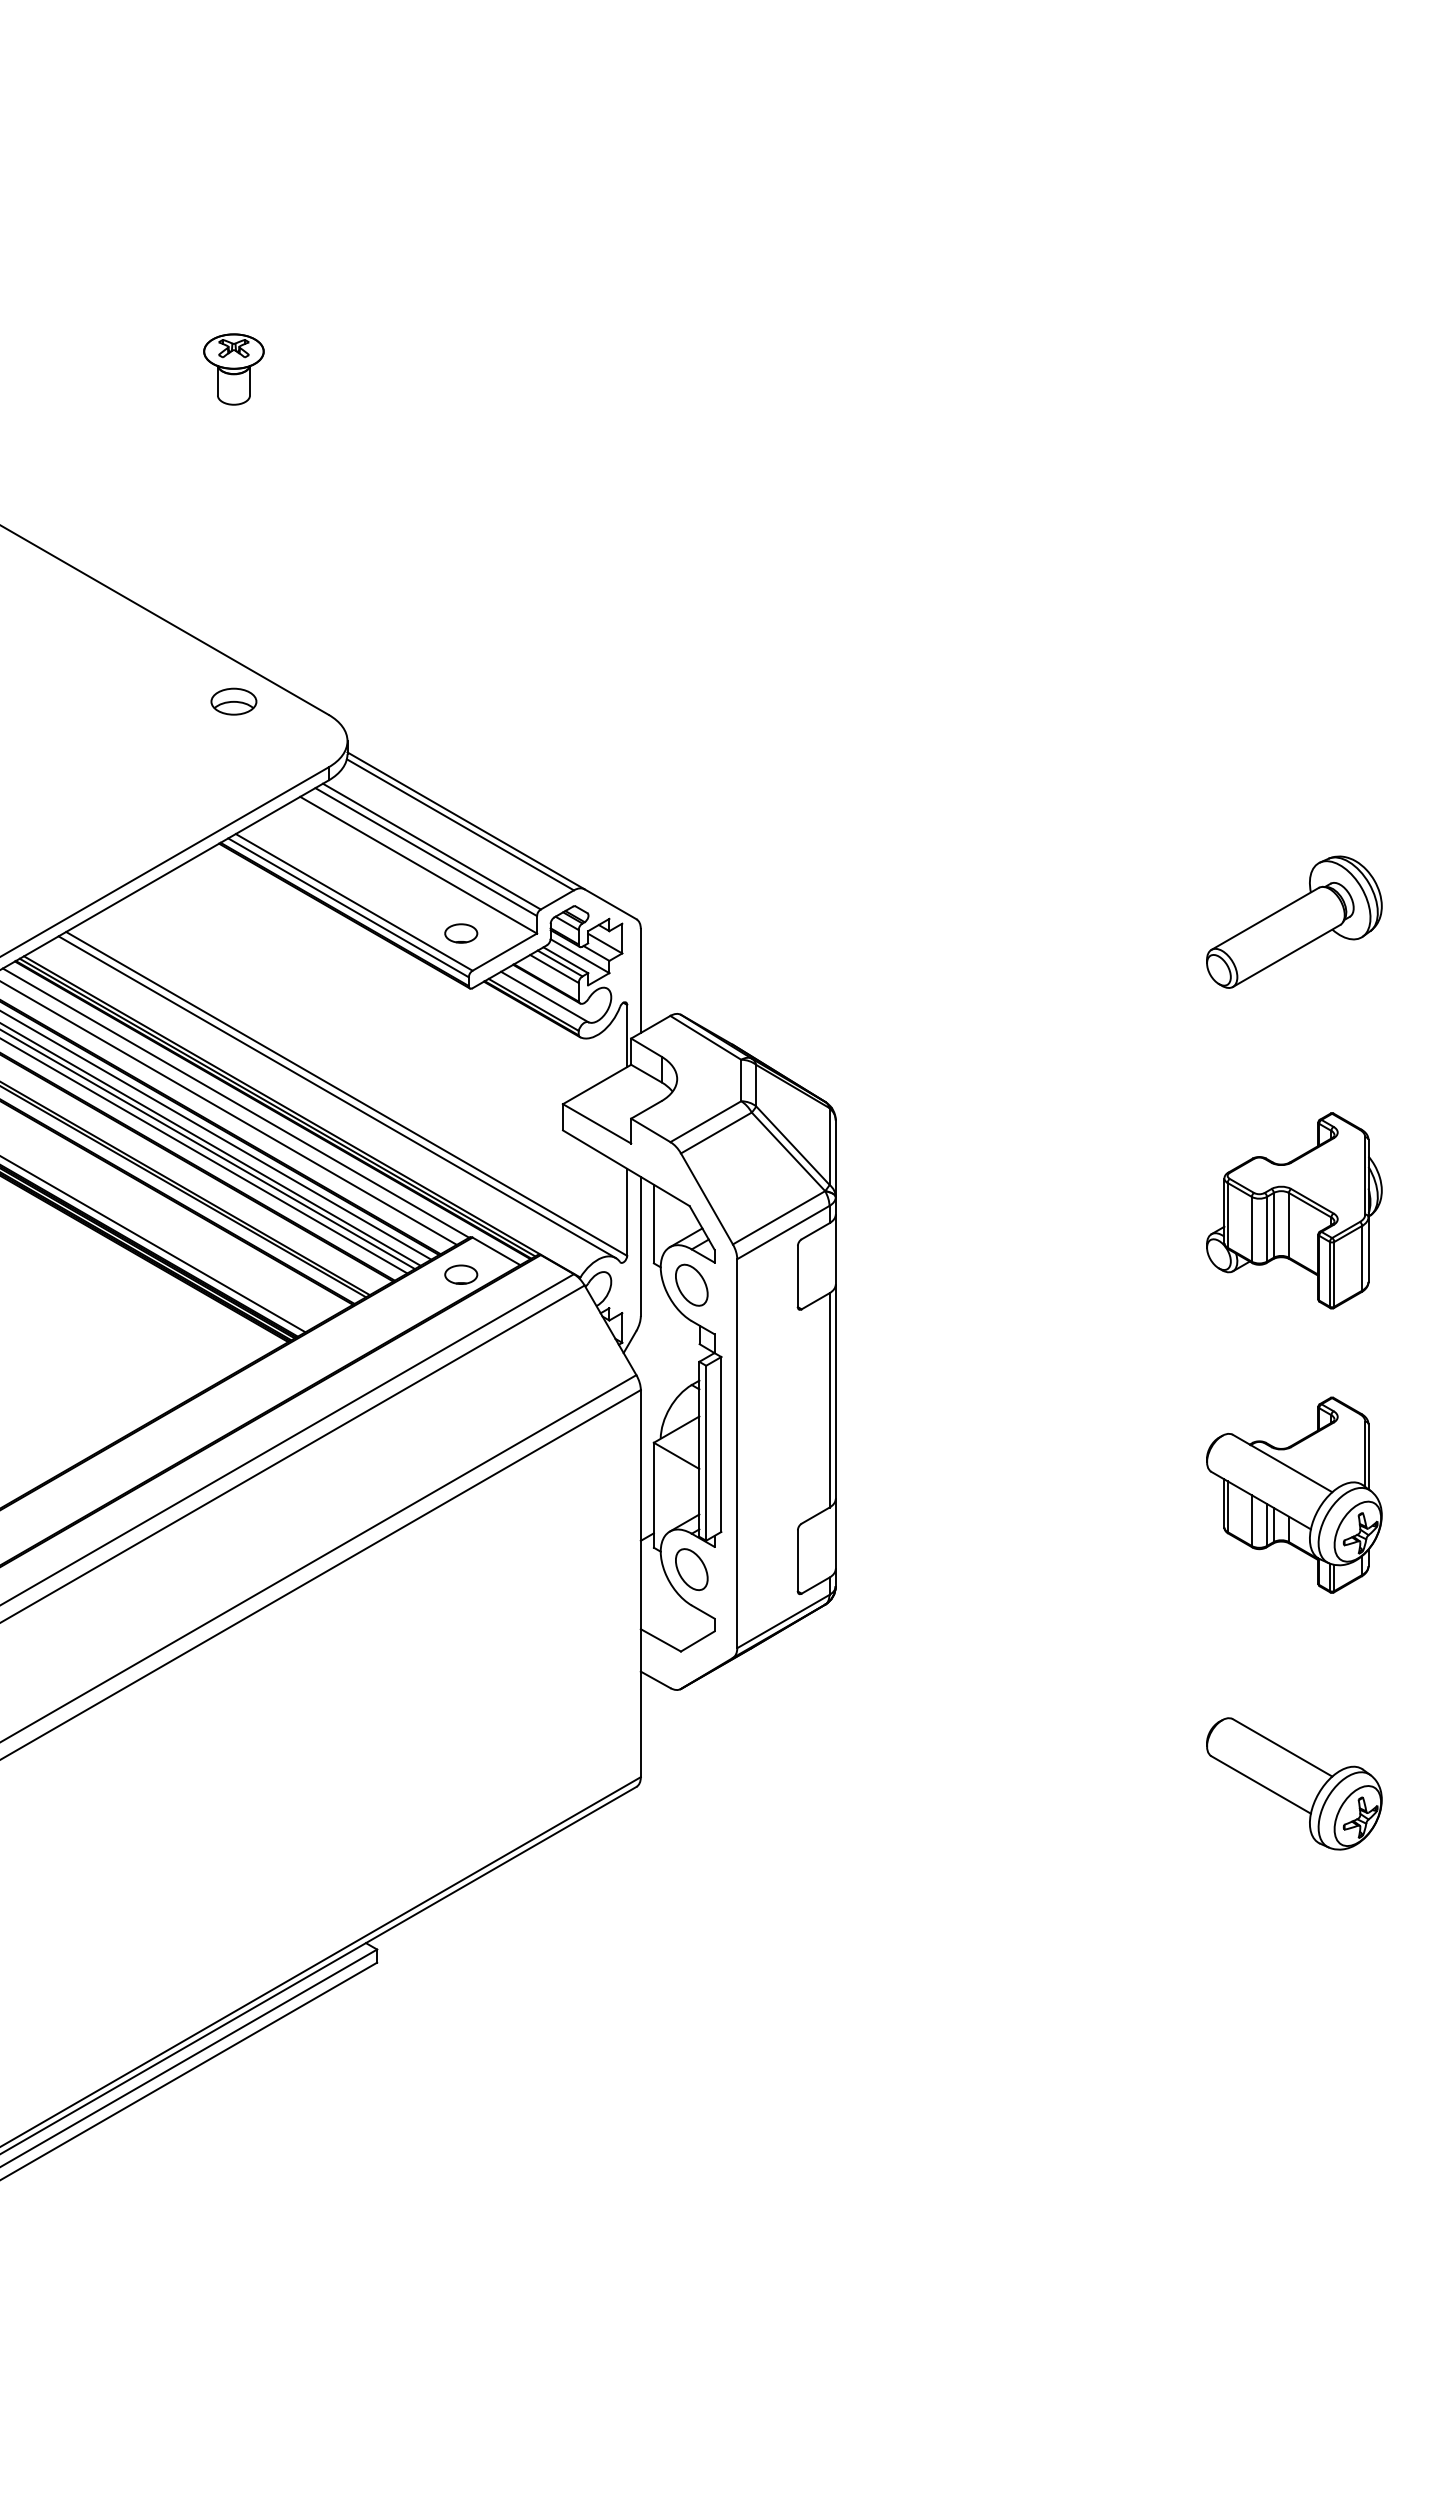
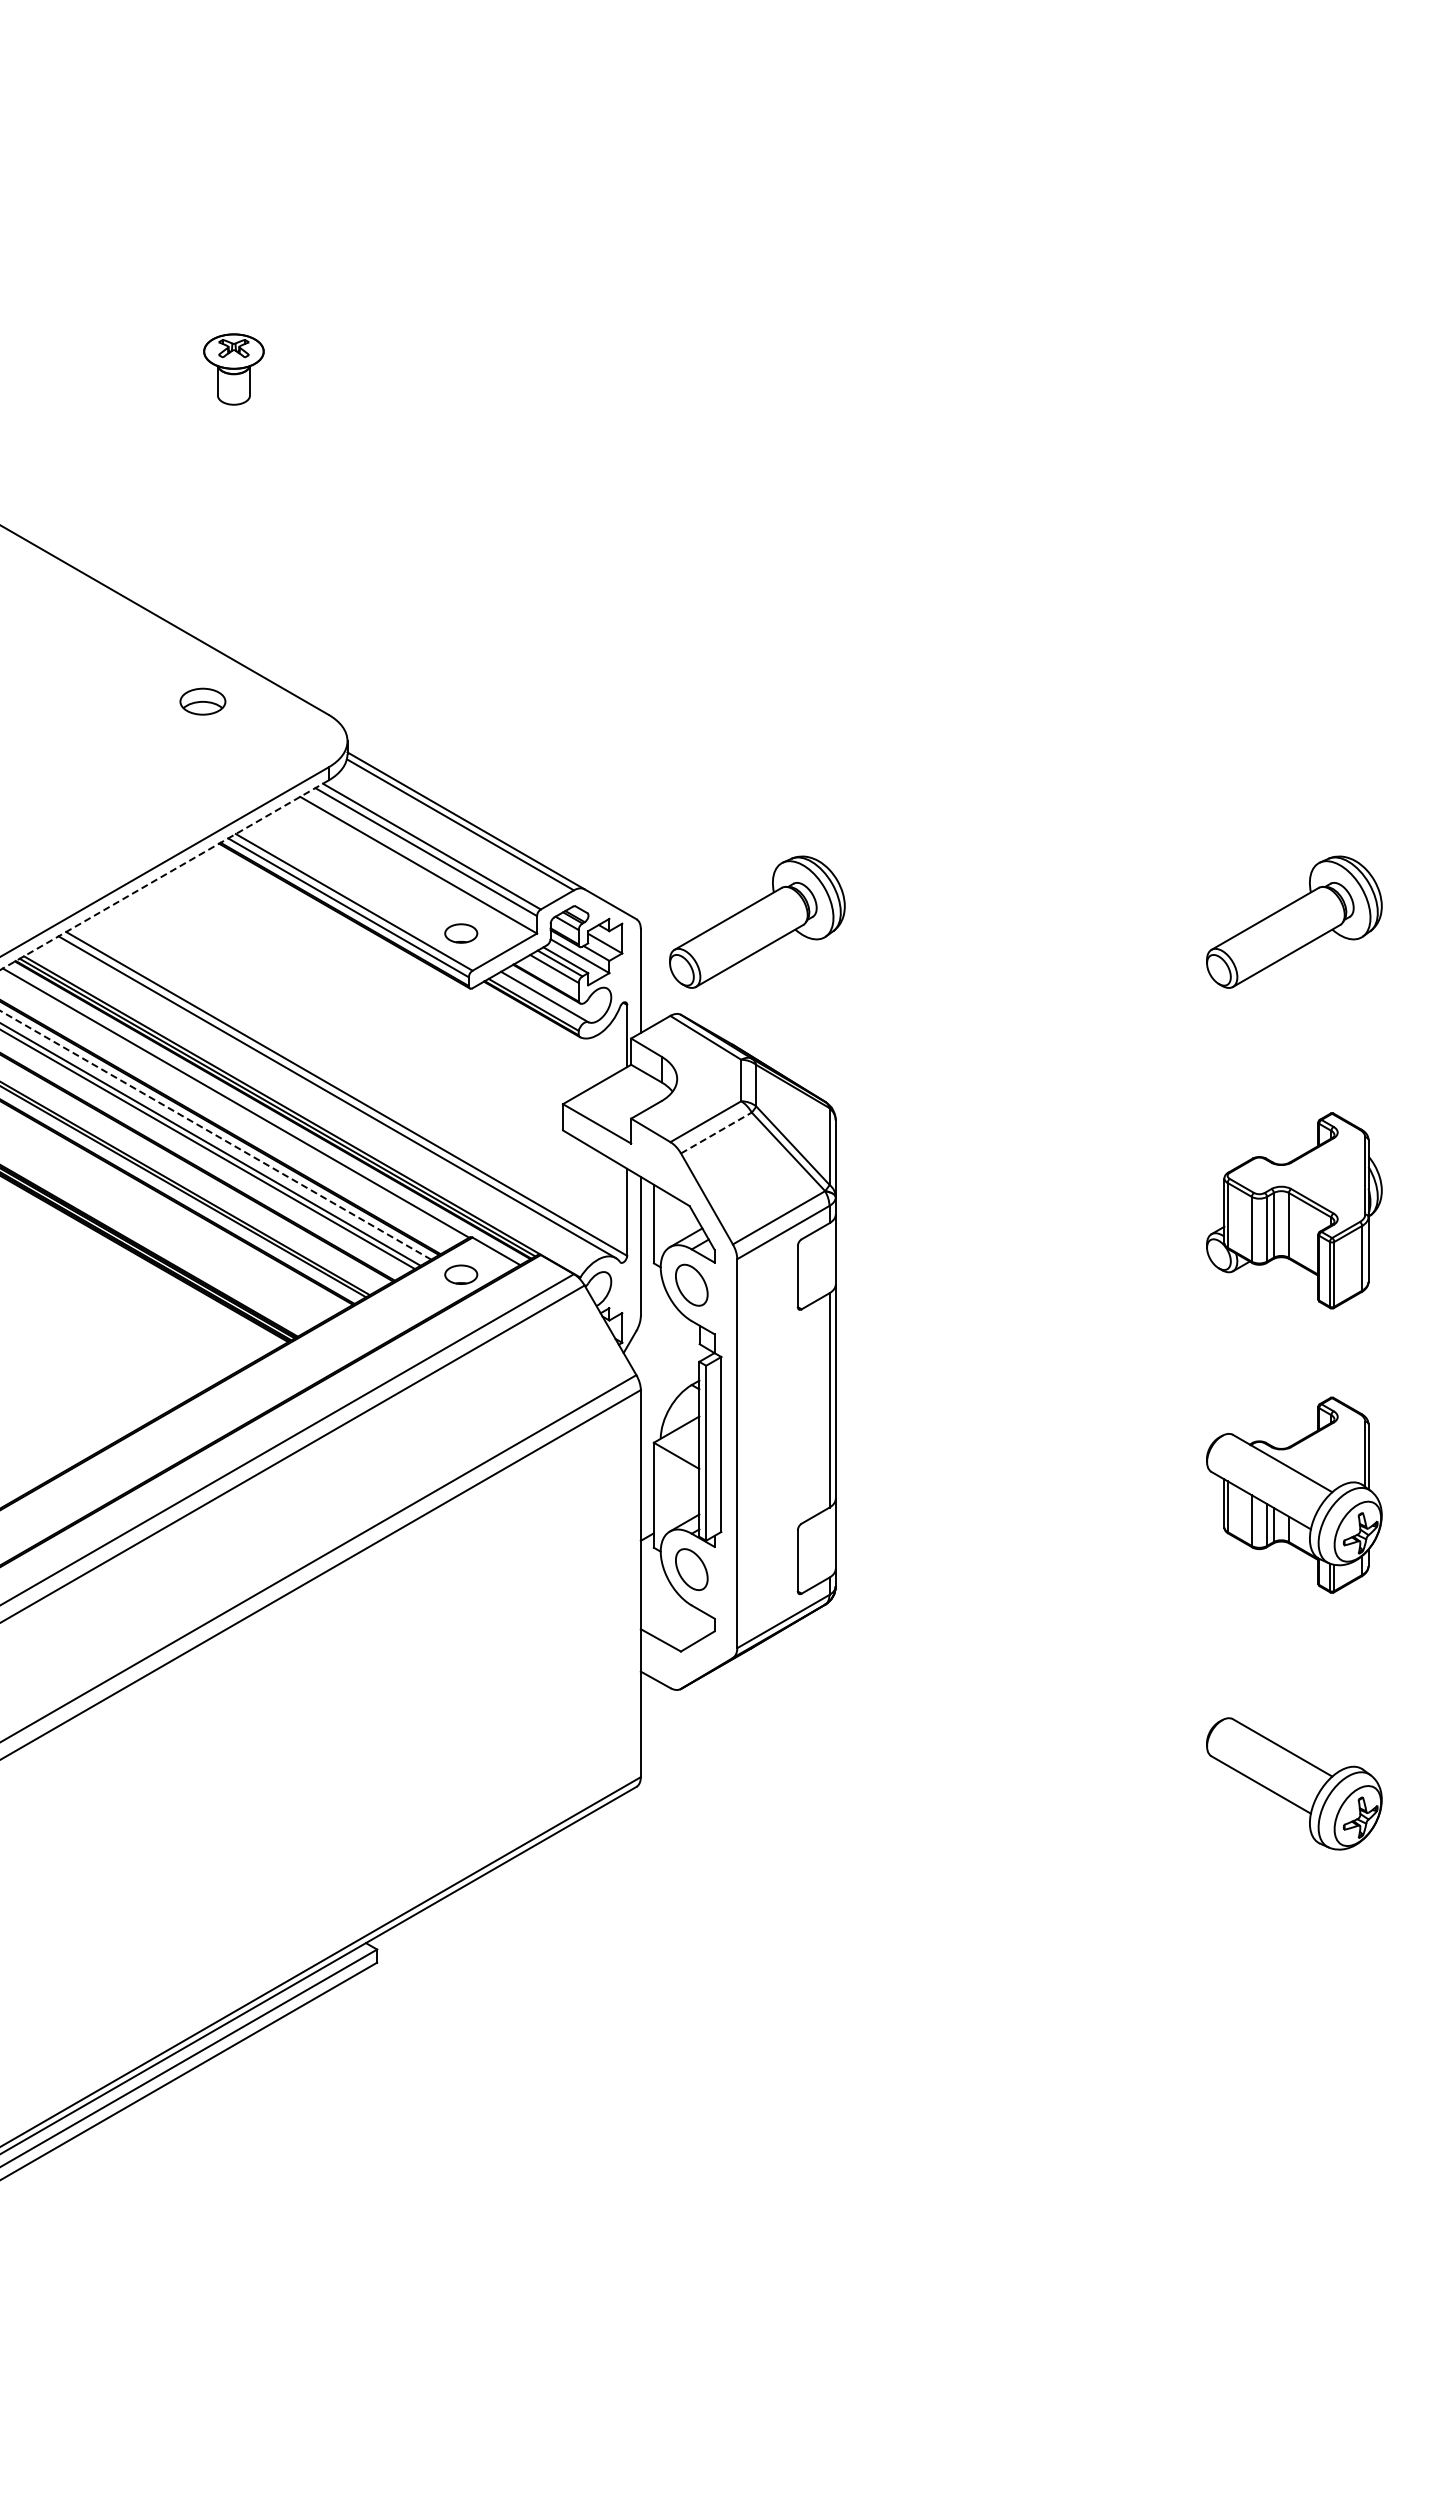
part position: (233, 701) -> (202, 701) (202, 701)
line: solid -> dashed (164, 874)
part: none -> present (757, 921)
line: present -> none (229, 1113)
line: solid -> dashed (716, 1133)
line: solid -> dashed (215, 1135)
line: present -> none (204, 1156)
line: present -> none (153, 1244)
